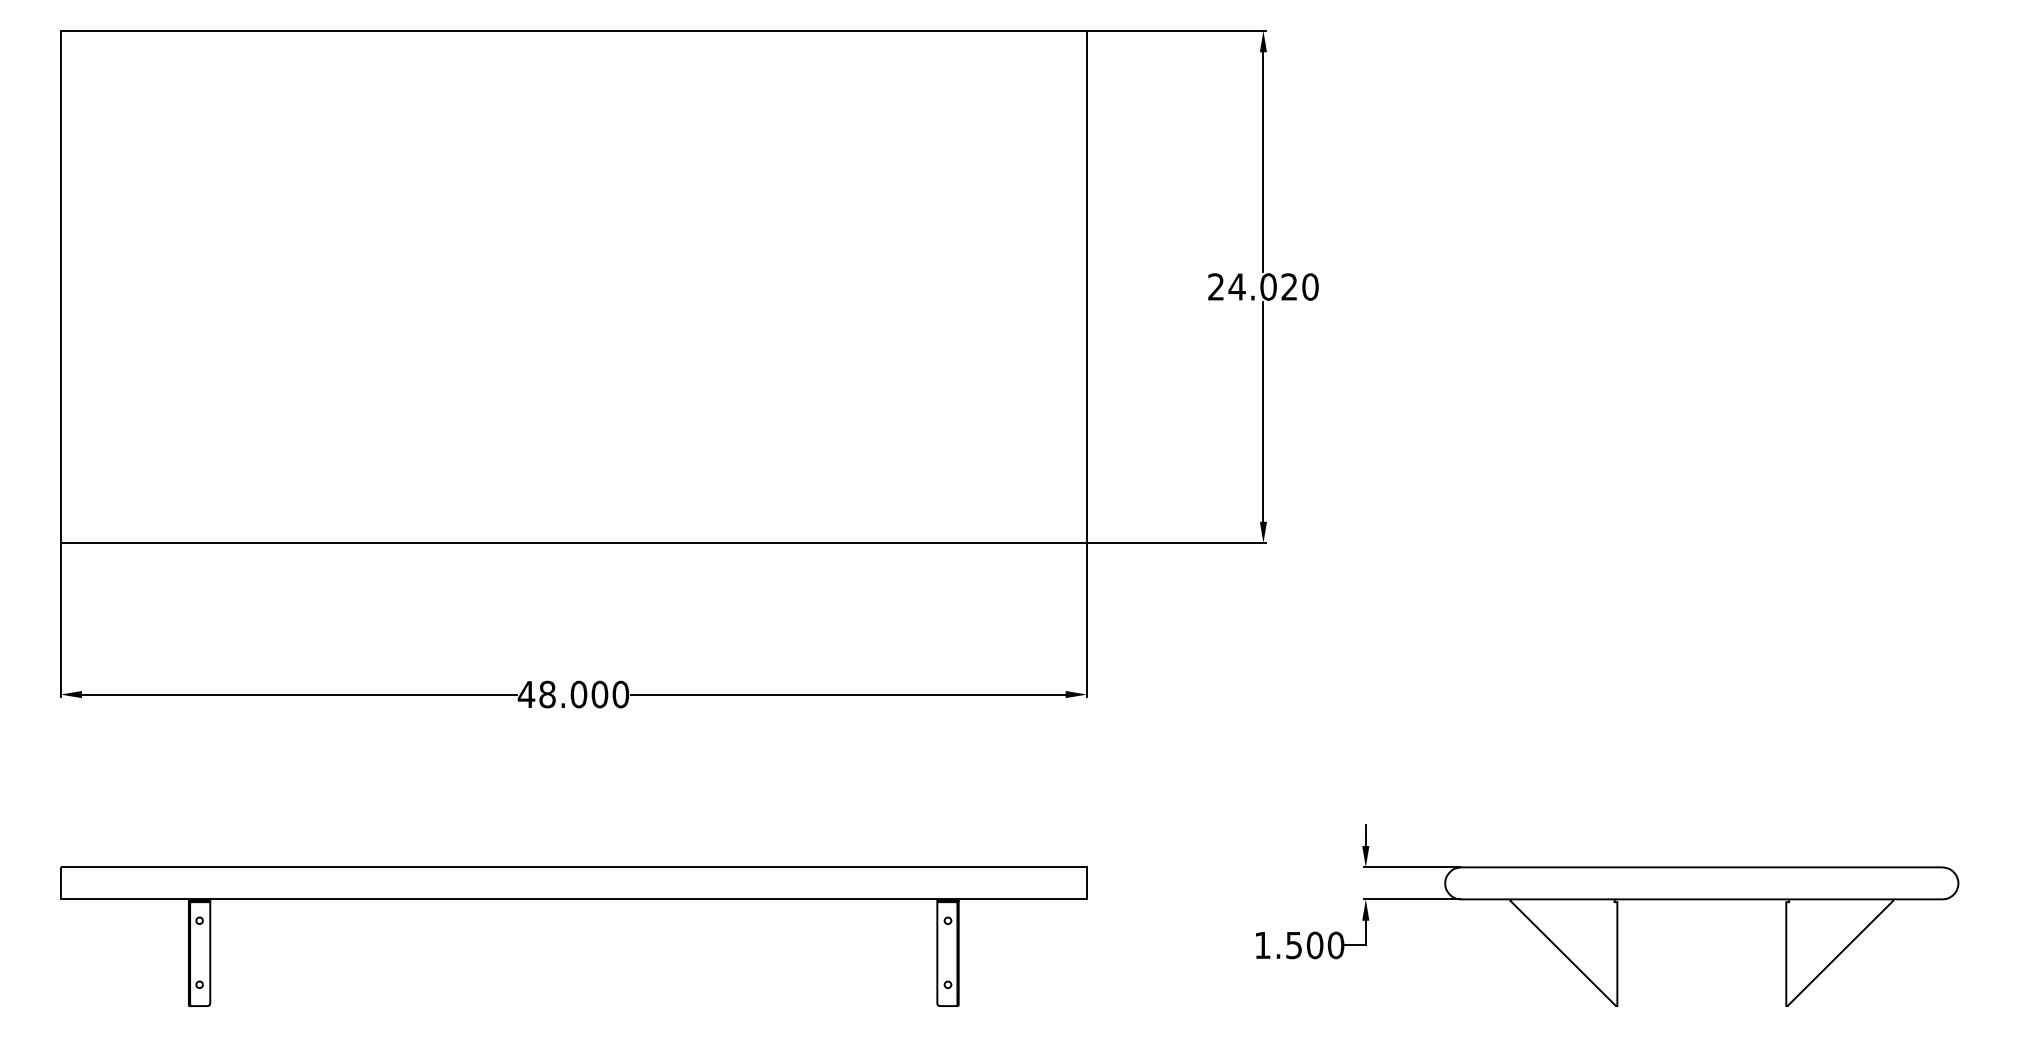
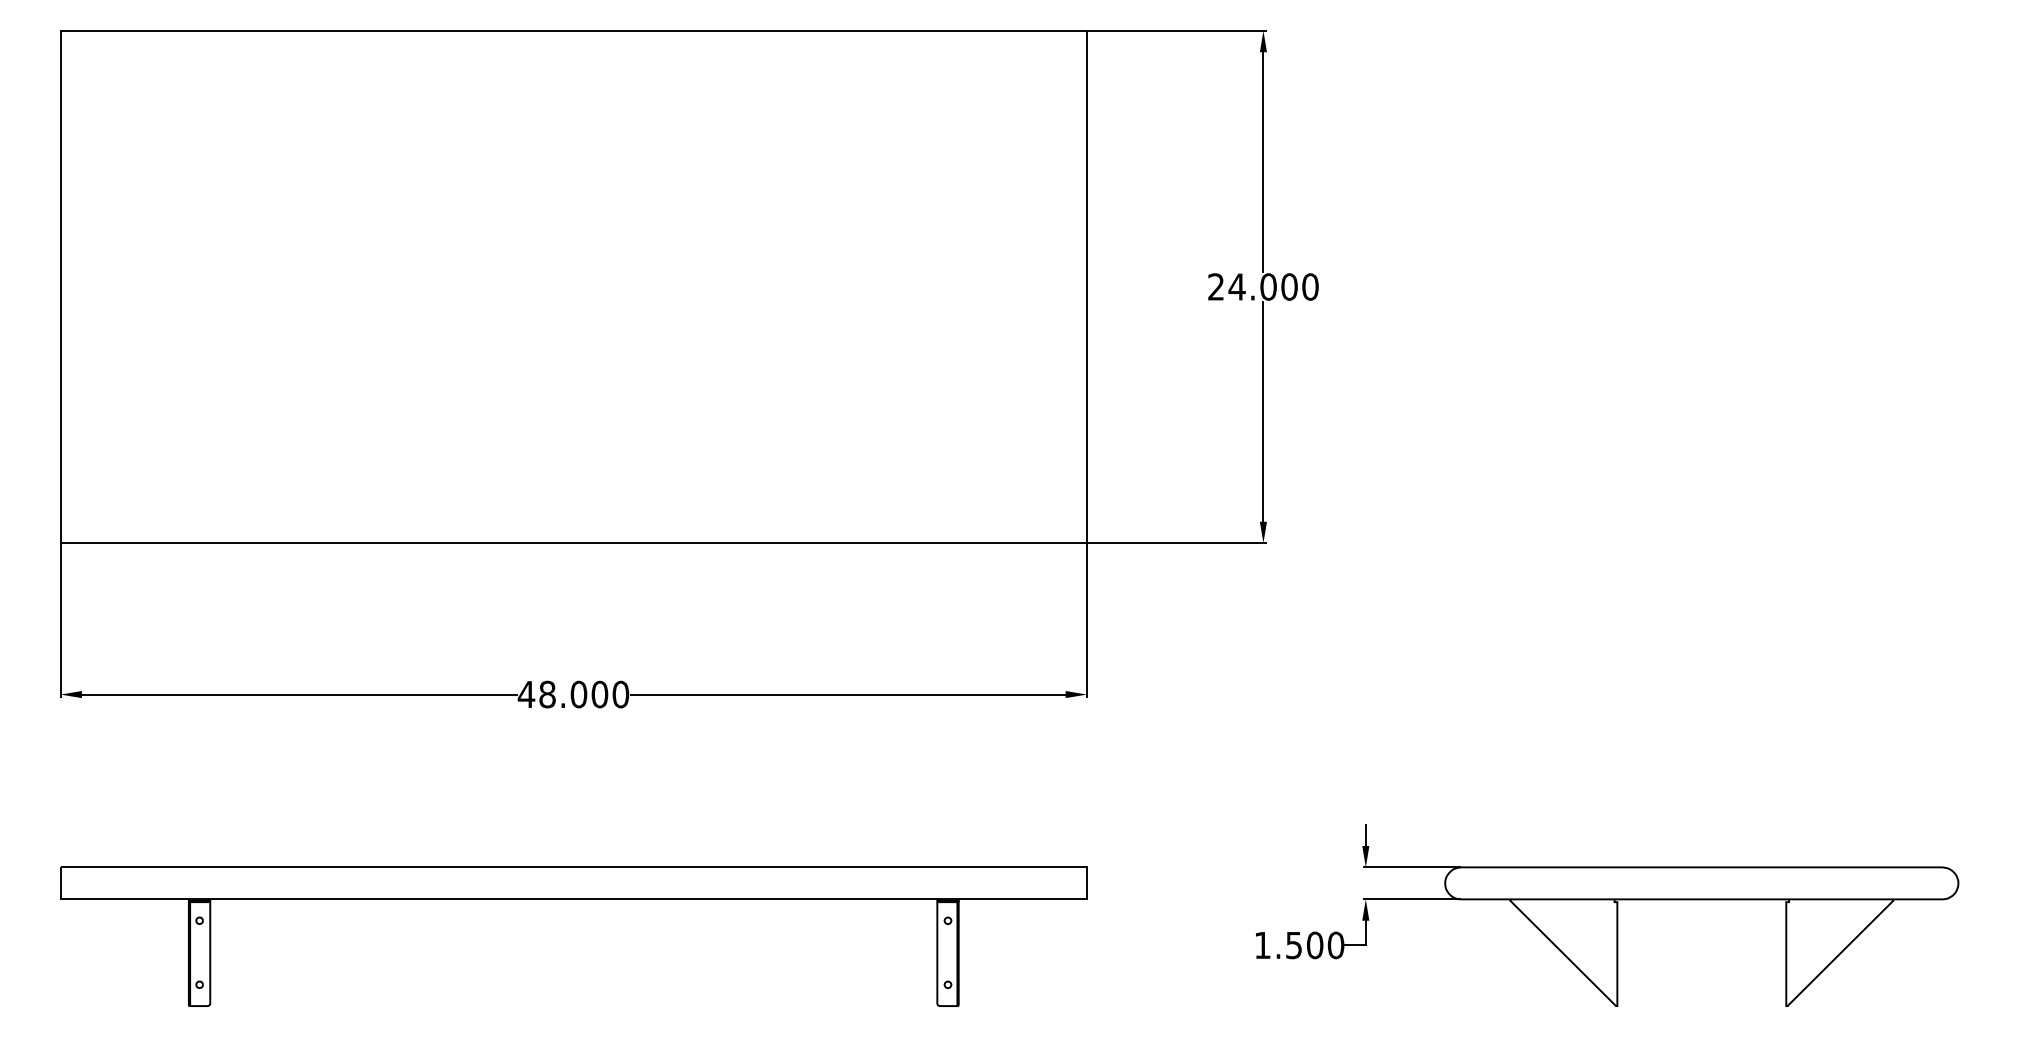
text: 24.020 -> 24.000 (1289, 286)
